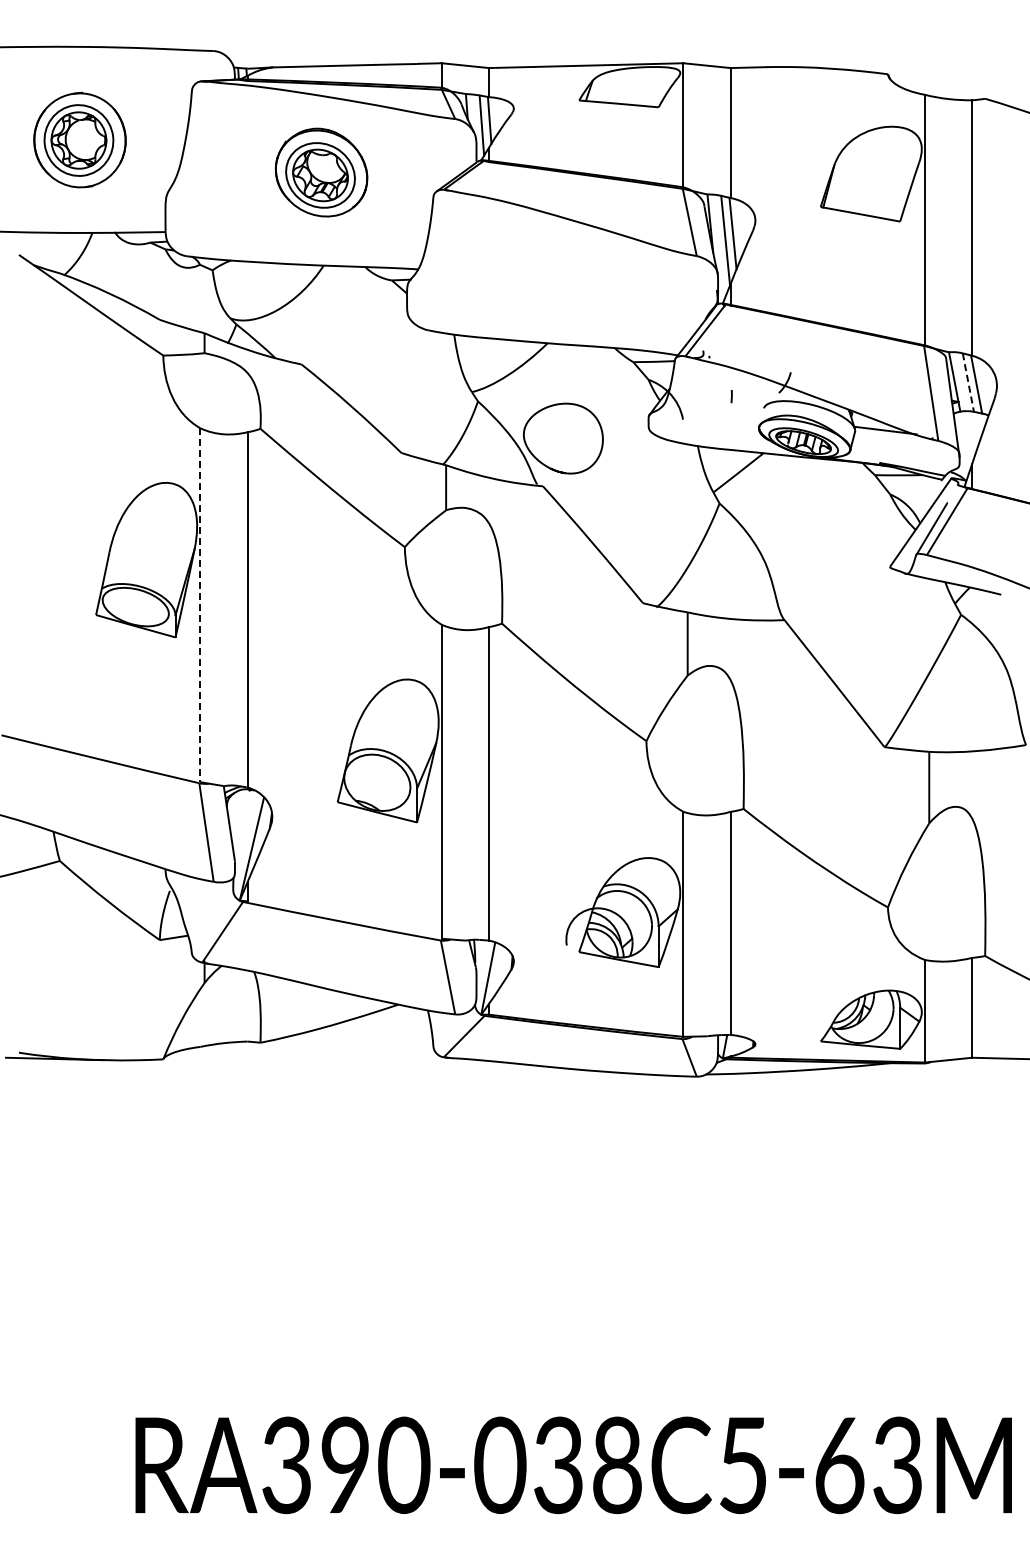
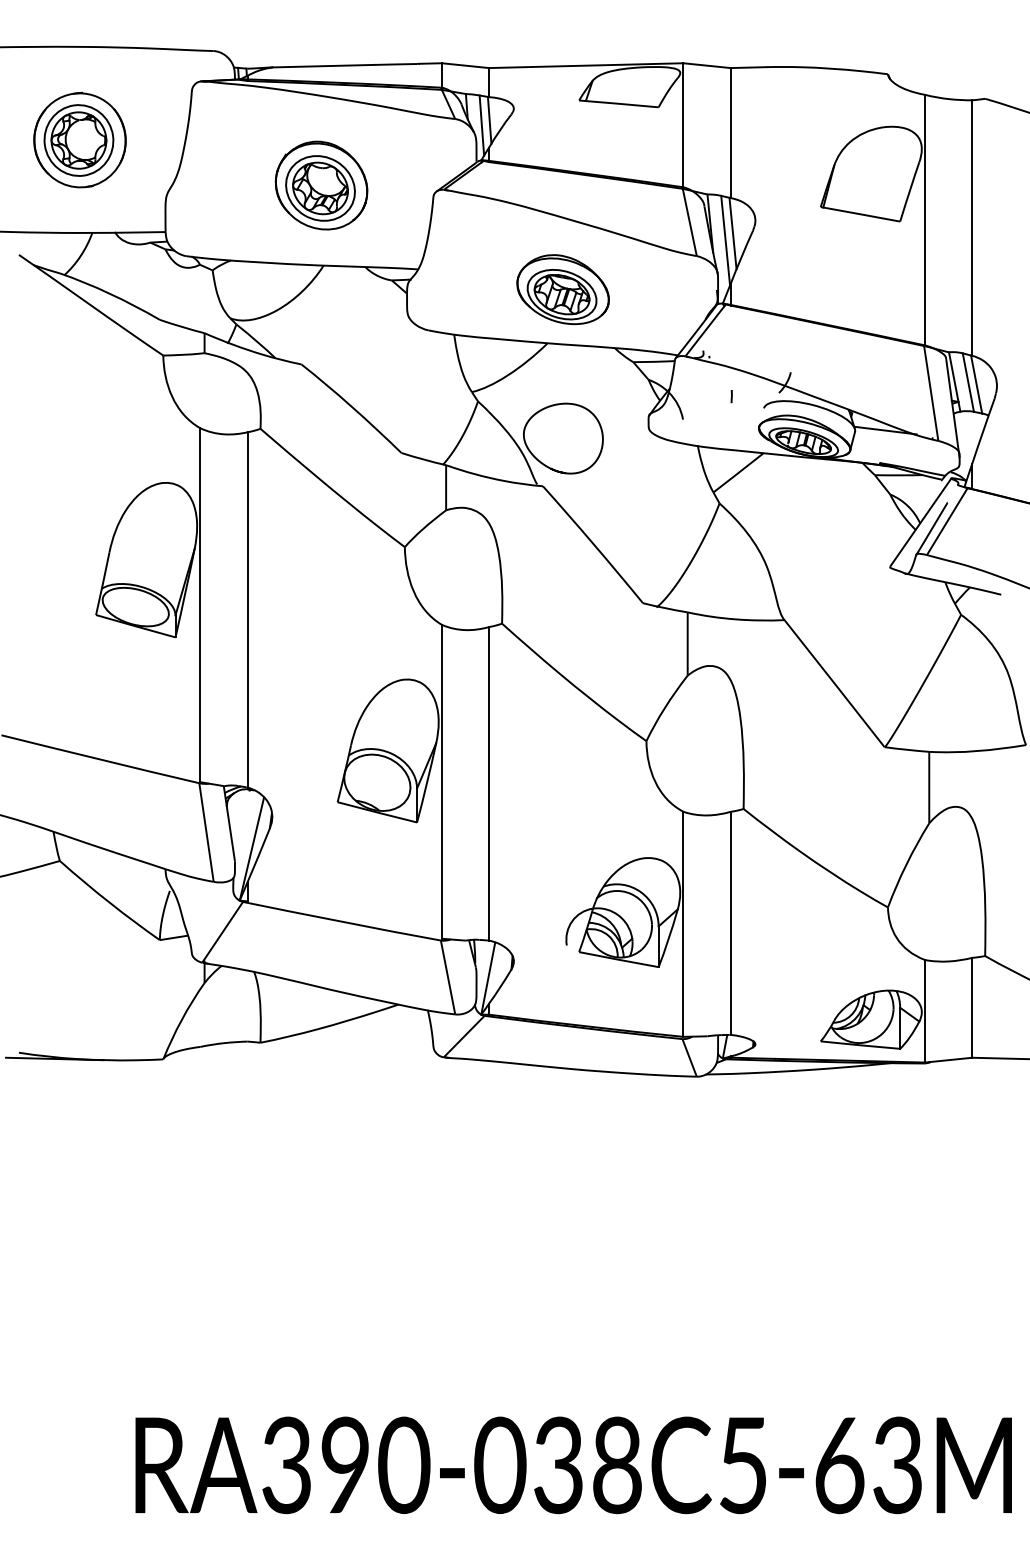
part position: (321, 172) -> (321, 185) (321, 185)
part: none -> present (562, 289)
line: dashed -> solid (968, 382)
line: dashed -> solid (200, 605)
